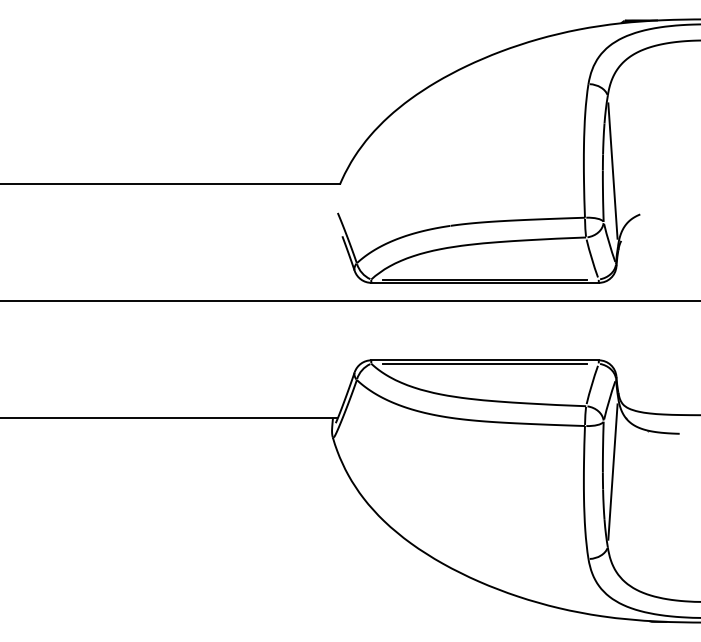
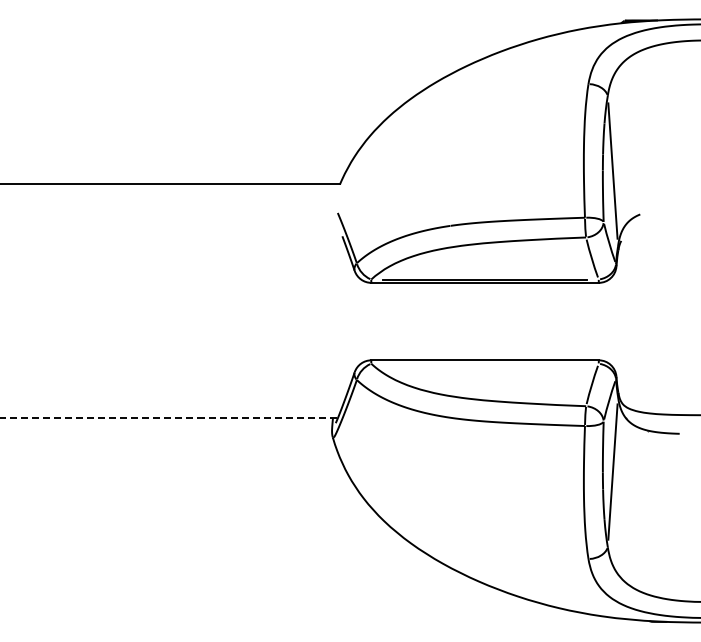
line: present -> none (349, 300)
line: present -> none (484, 363)
line: solid -> dashed (168, 418)
